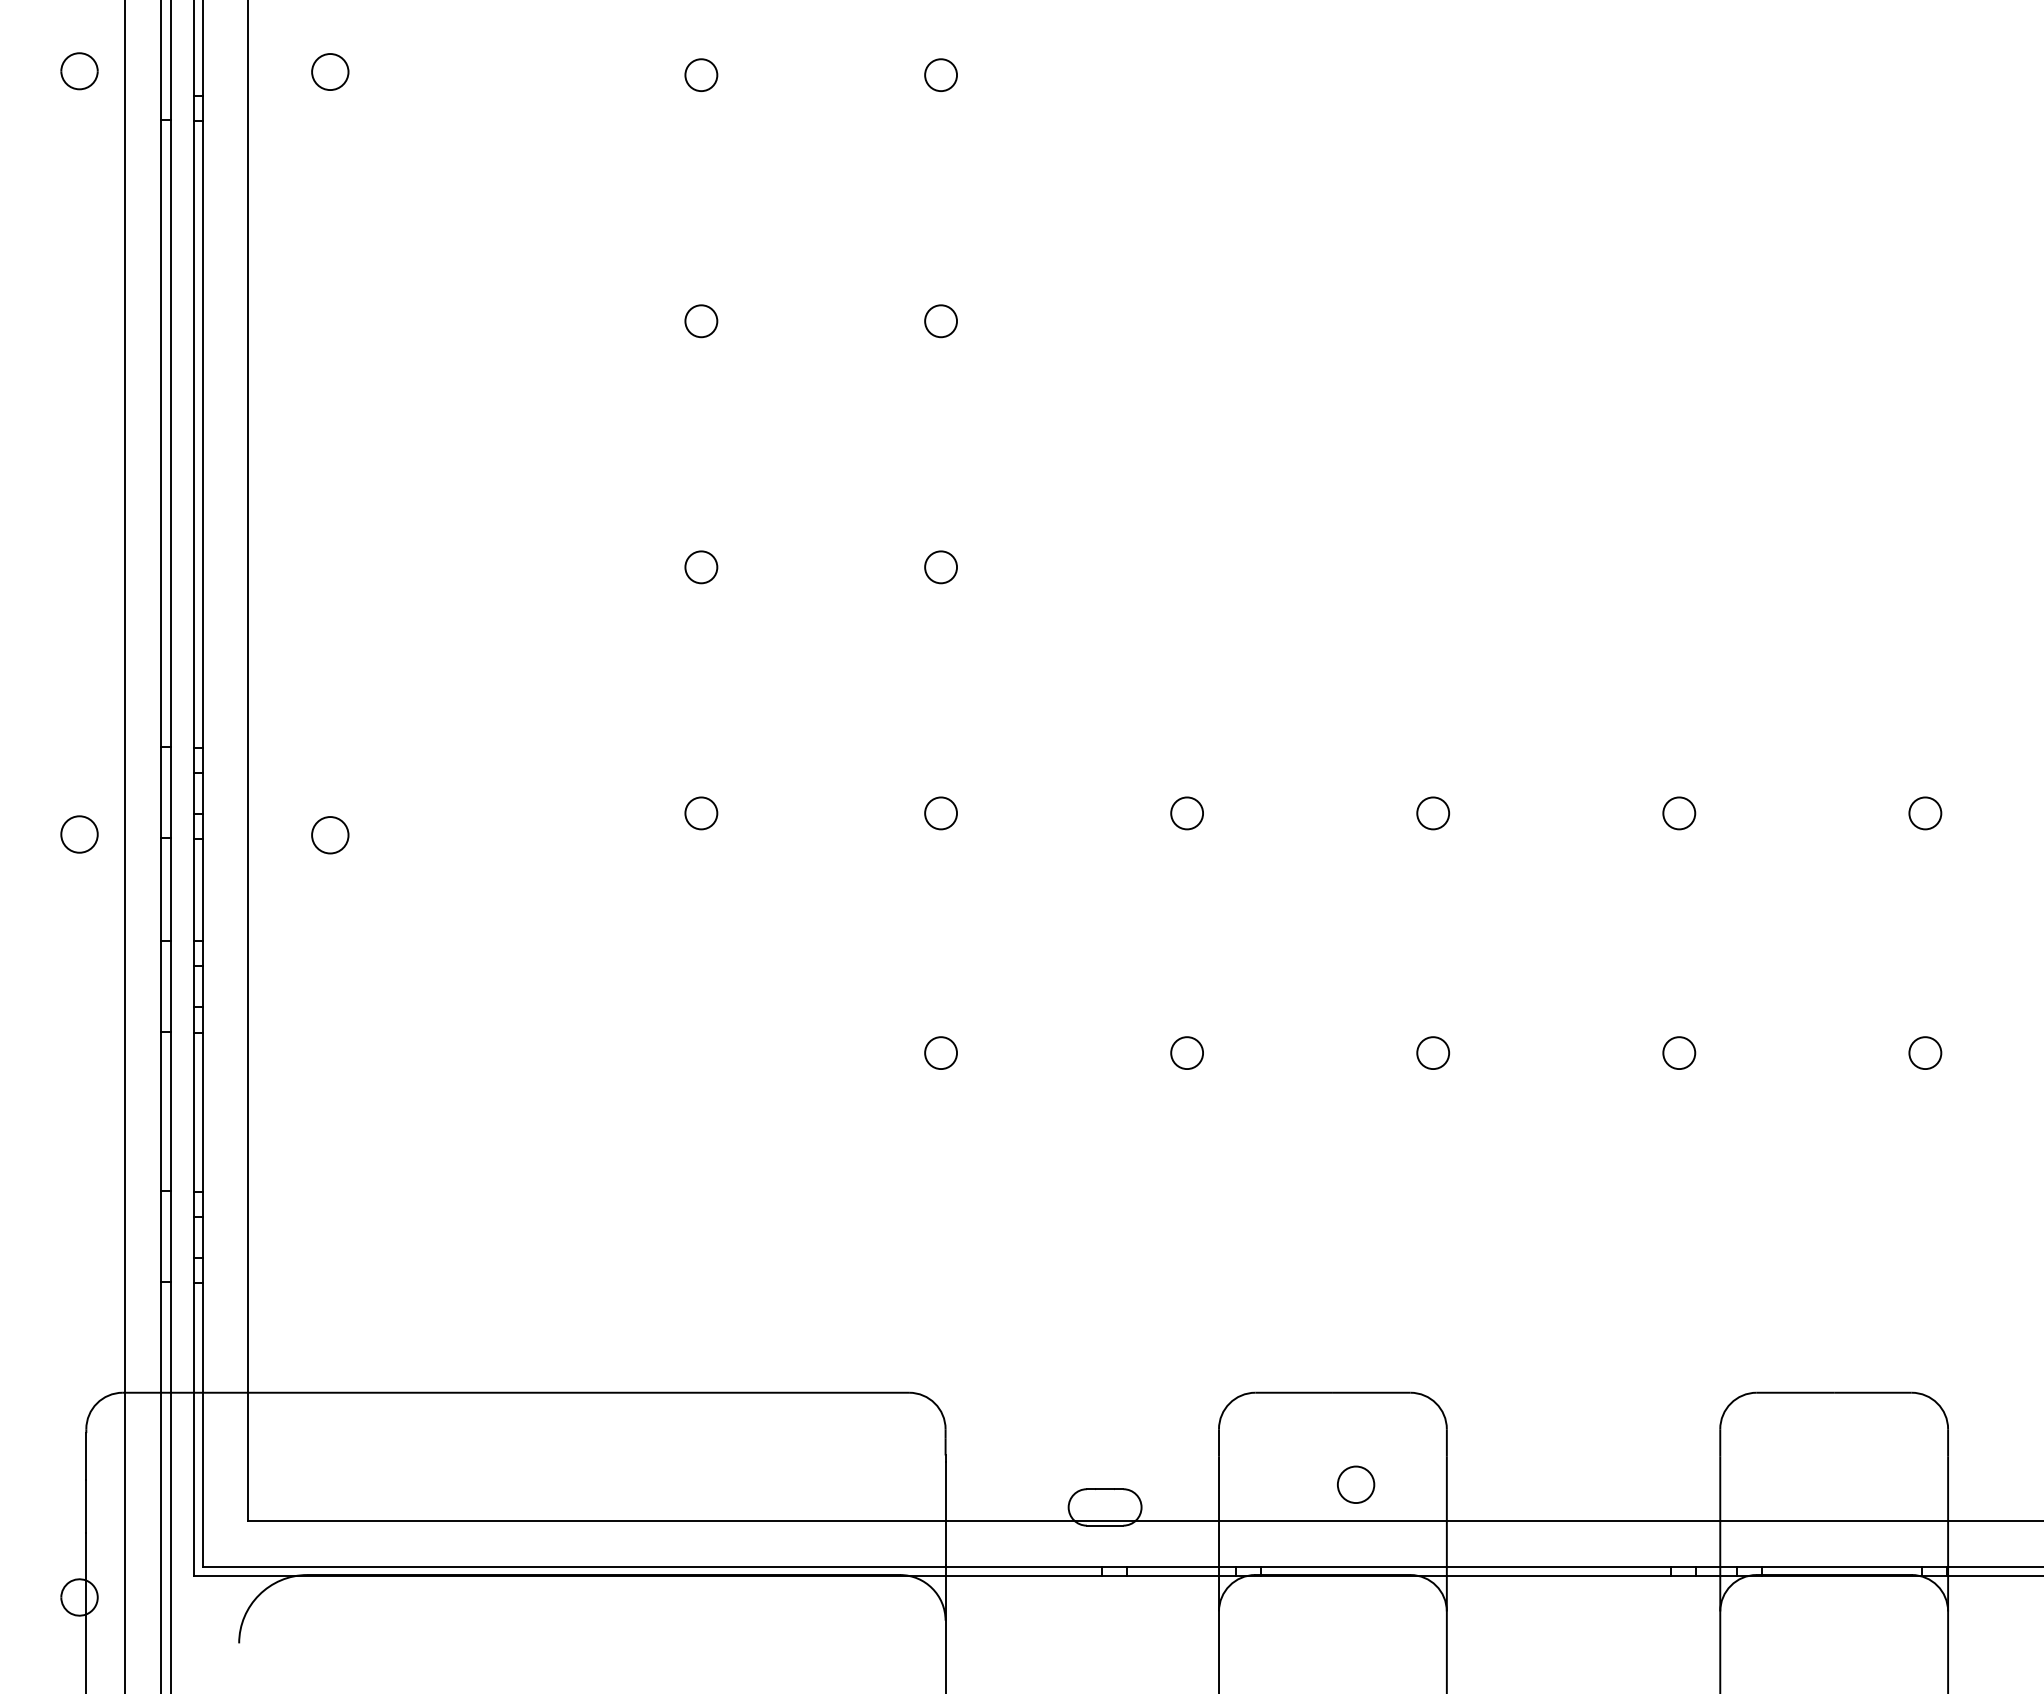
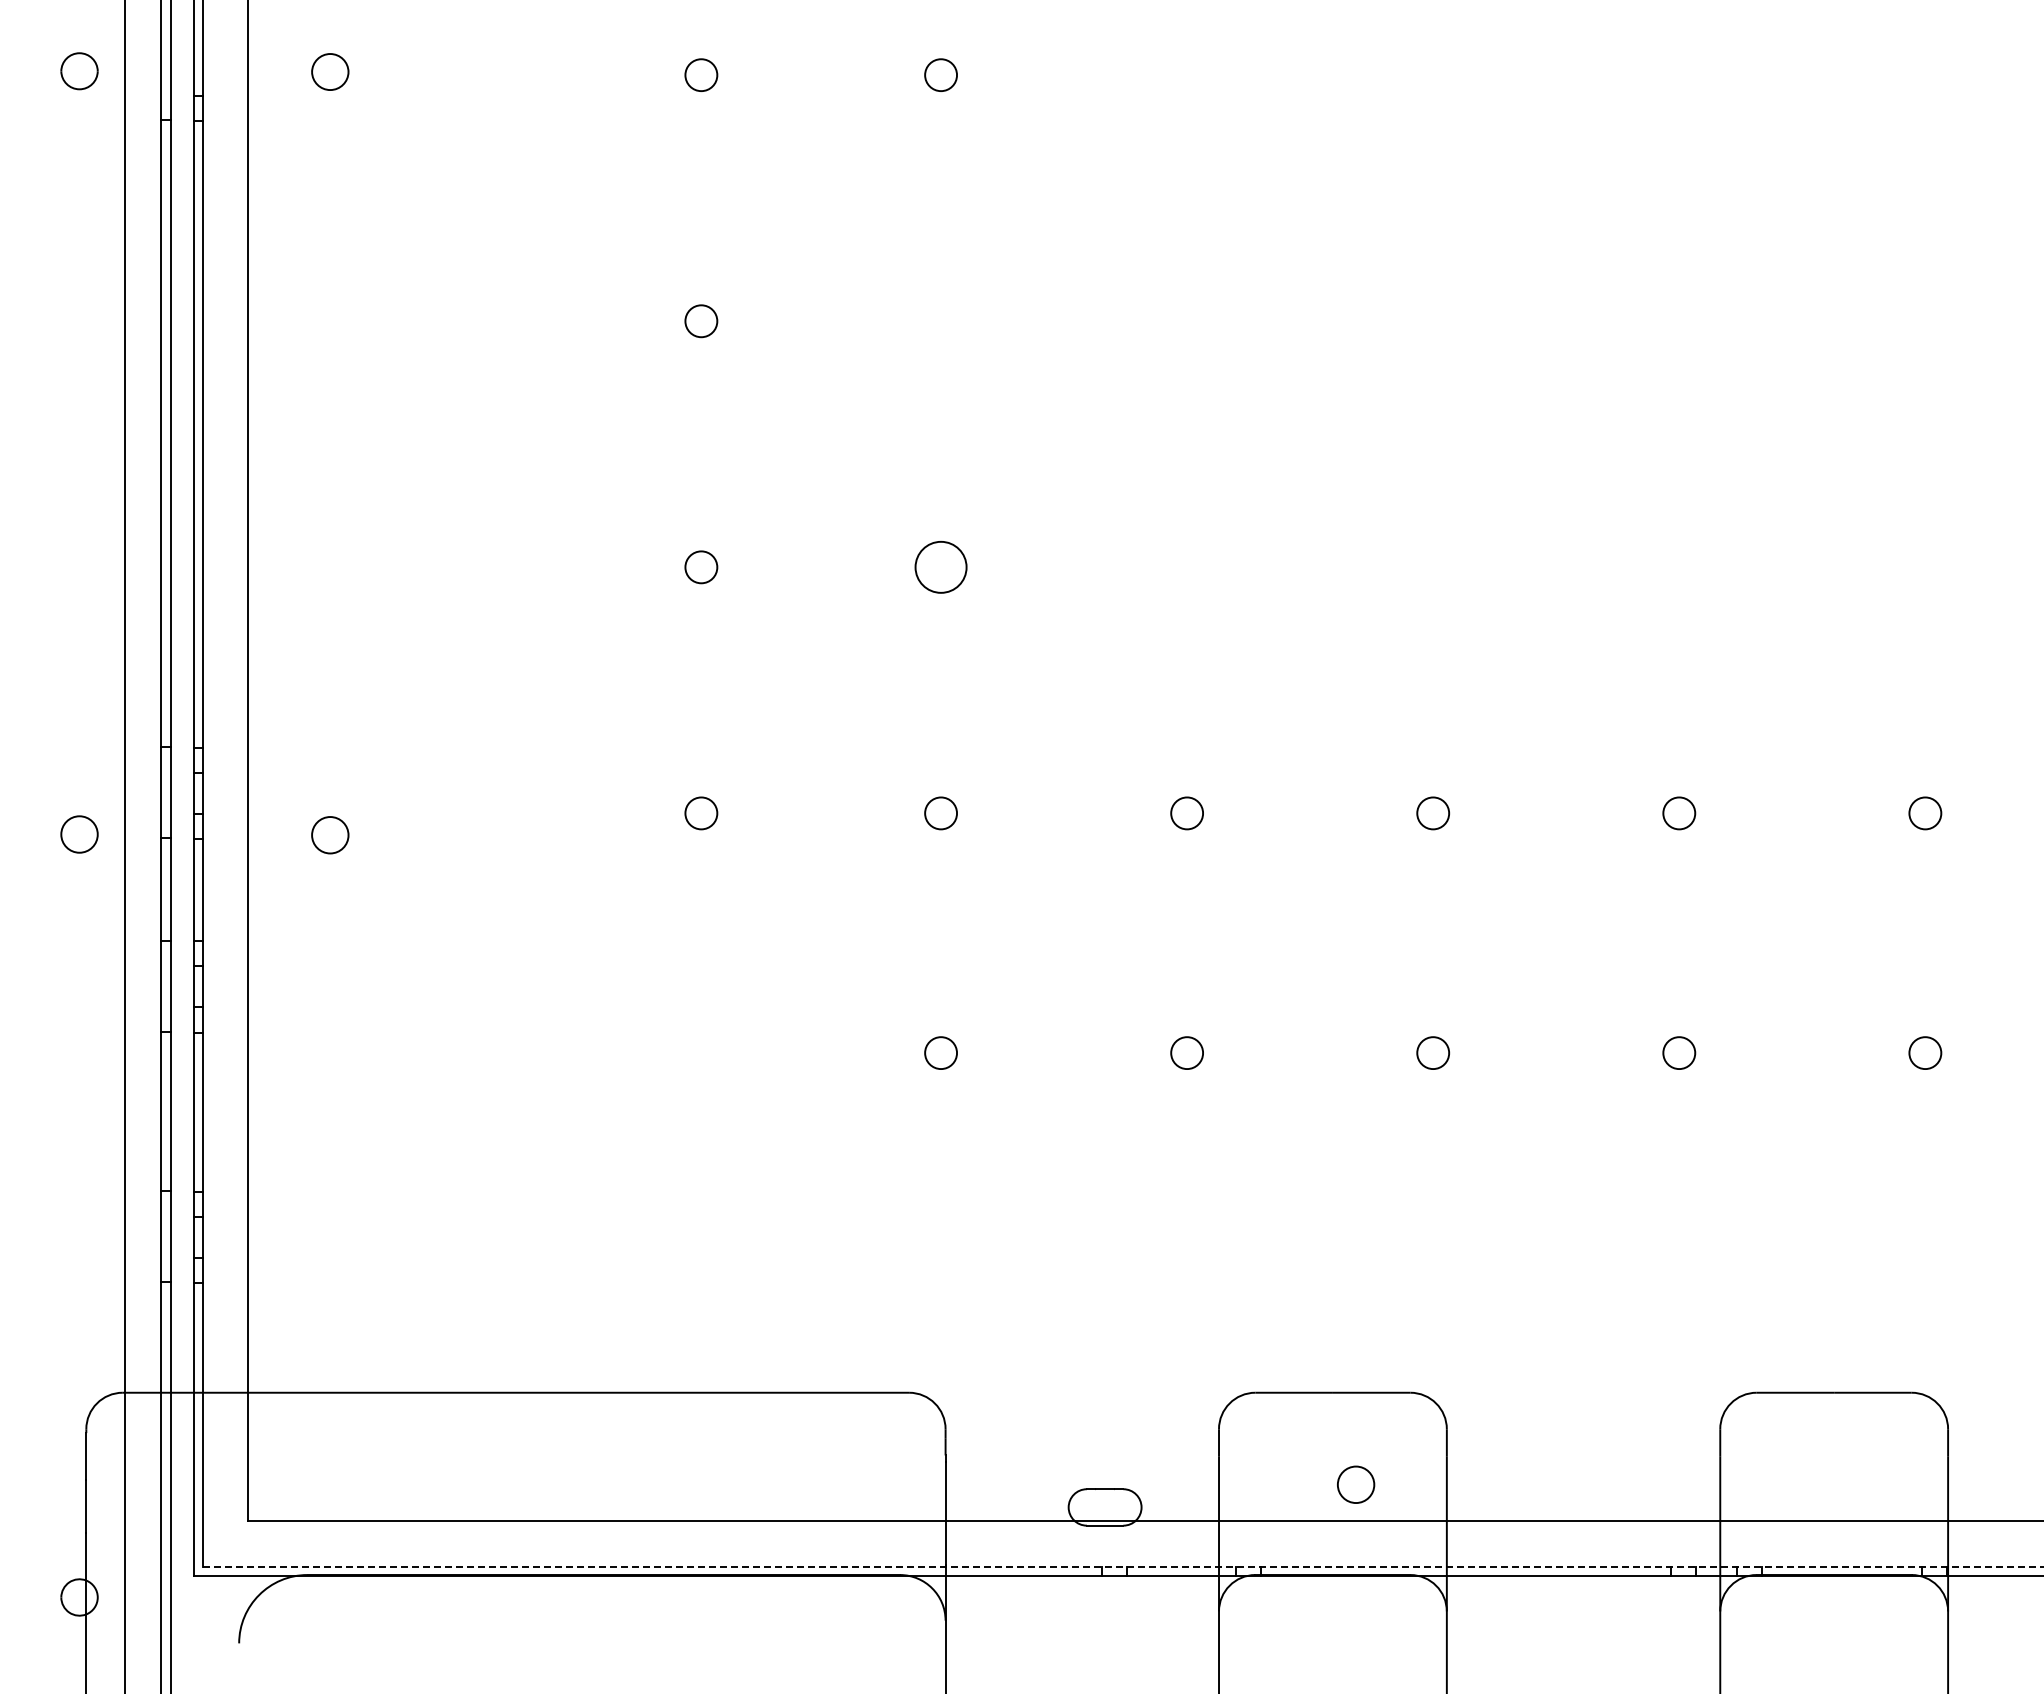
circle: present -> none (940, 321)
circle diameter: 32 px -> 51 px (940, 566)
line: solid -> dashed (1123, 1566)
